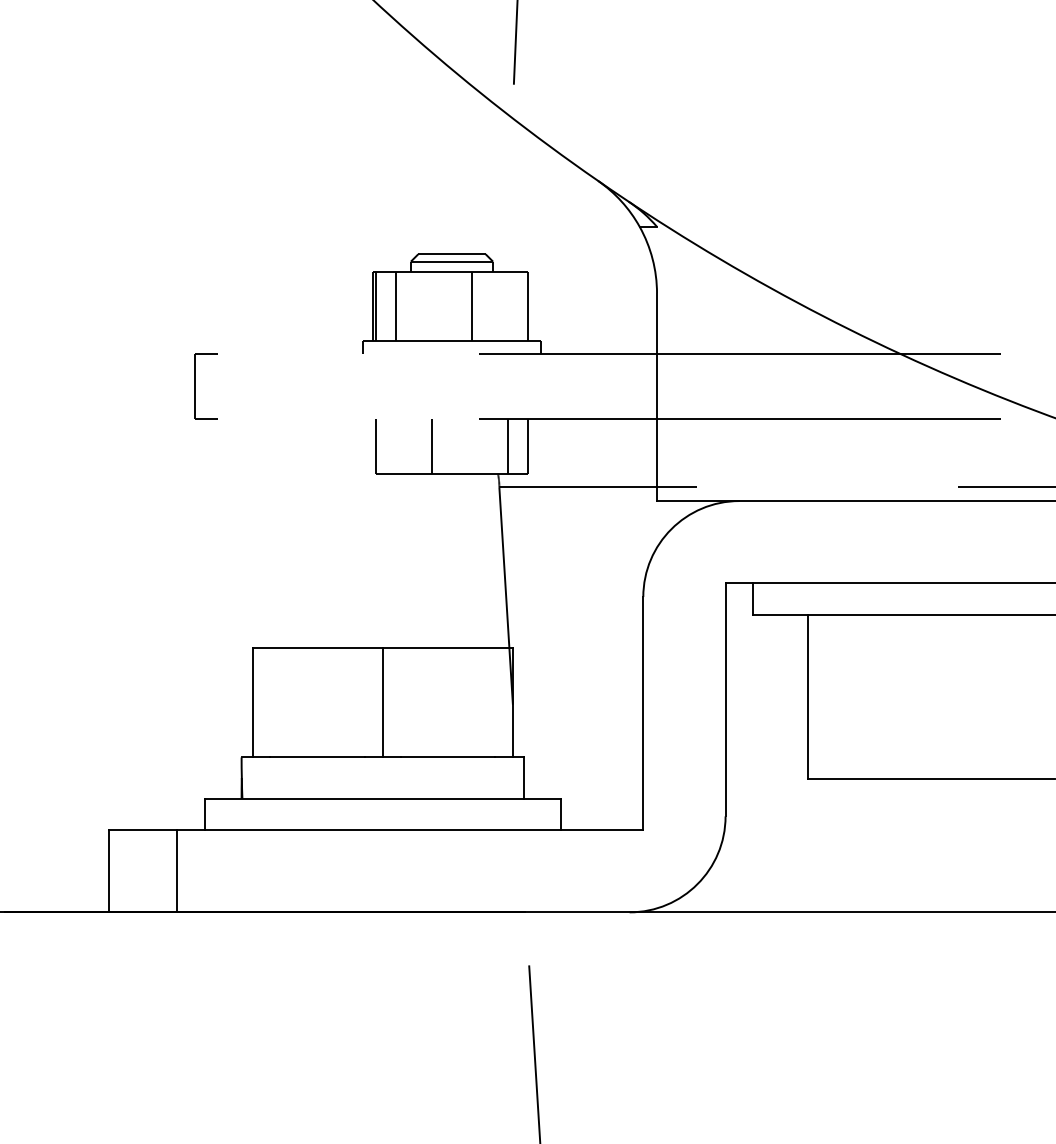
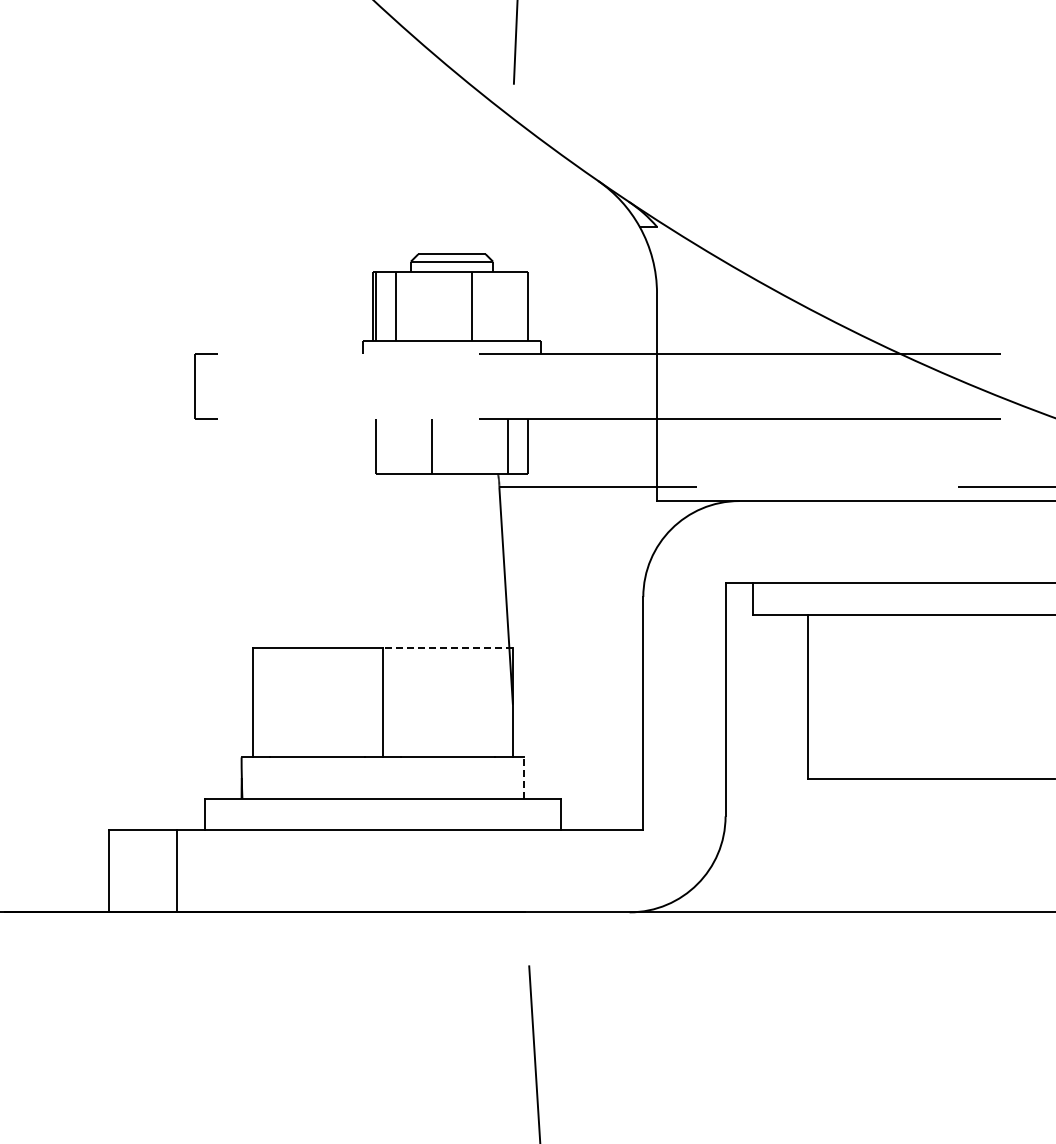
line: solid -> dashed (447, 647)
line: solid -> dashed (524, 778)
